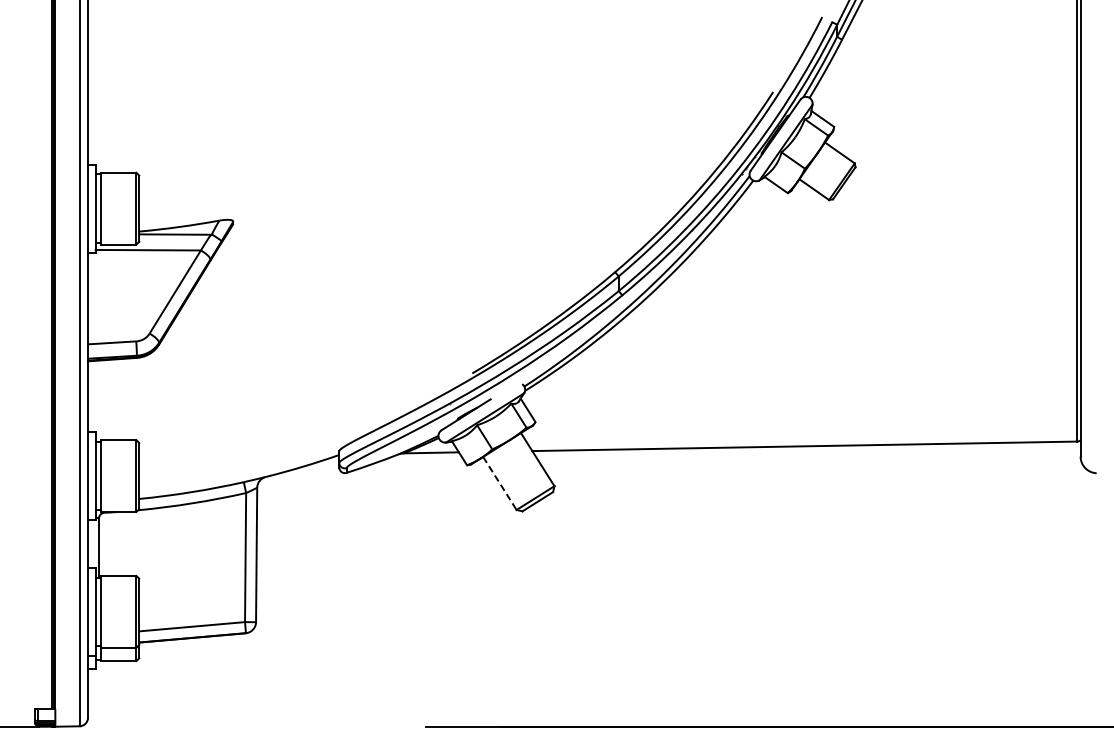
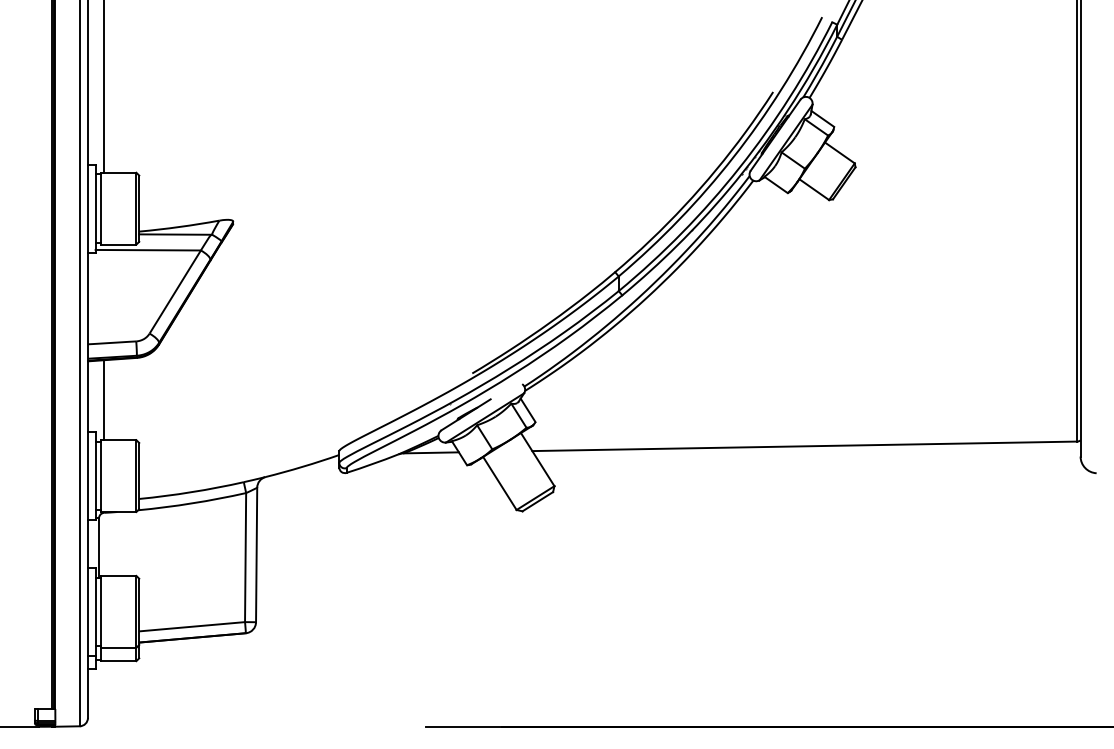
line: none -> present (103, 87)
line: none -> present (103, 400)
line: dashed -> solid (500, 483)
